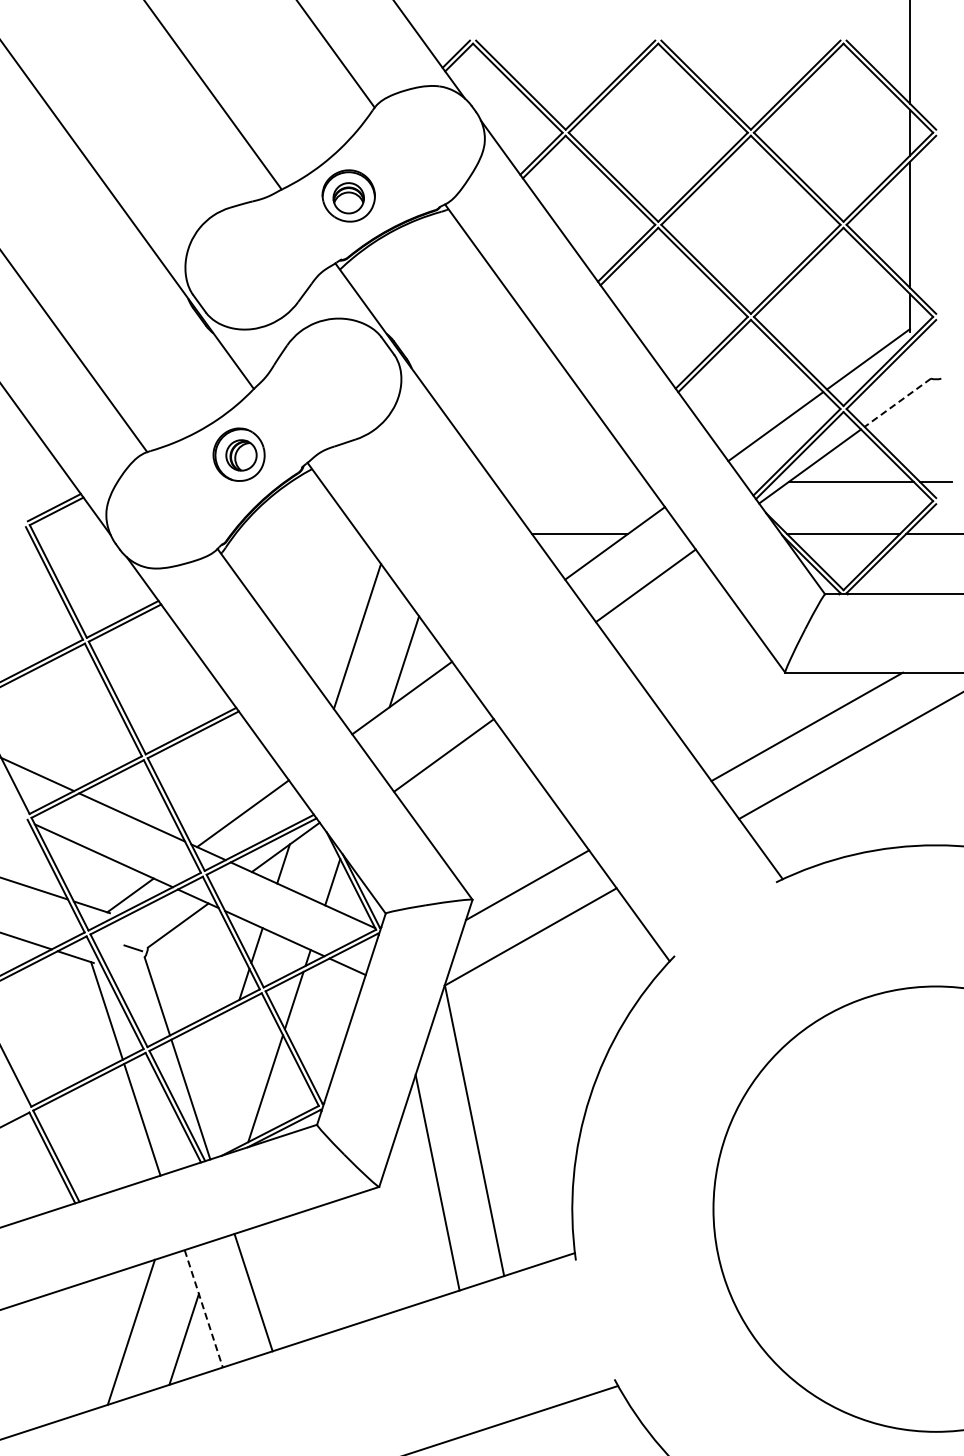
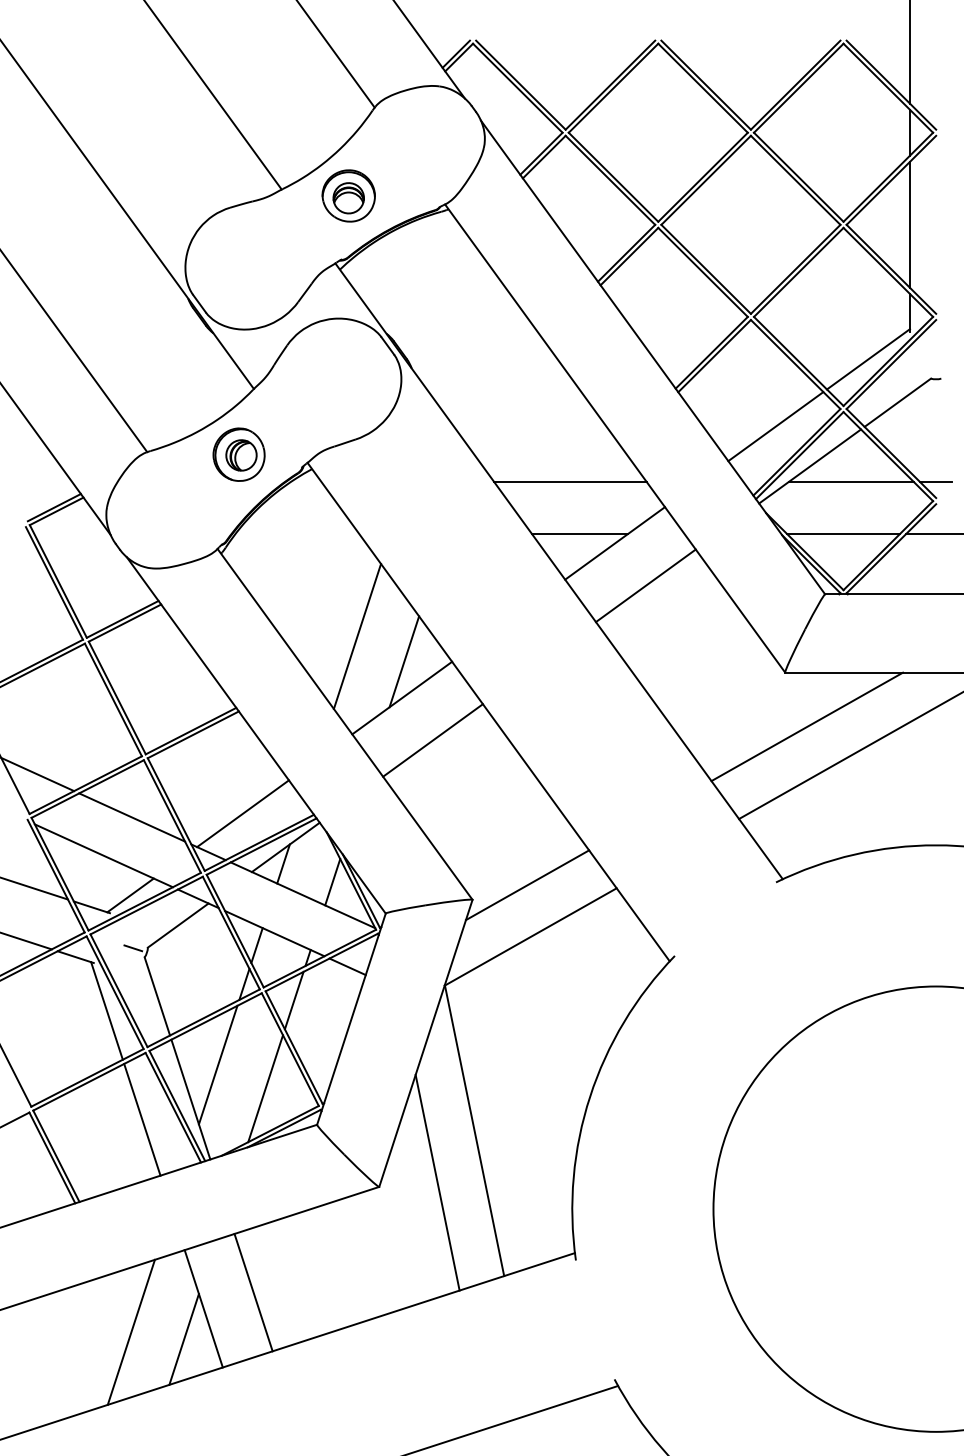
line: dashed -> solid (897, 403)
line: none -> present (570, 481)
line position: (443, 755) -> (432, 740) (432, 740)
line: none -> present (217, 1064)
line: dashed -> solid (203, 1308)
